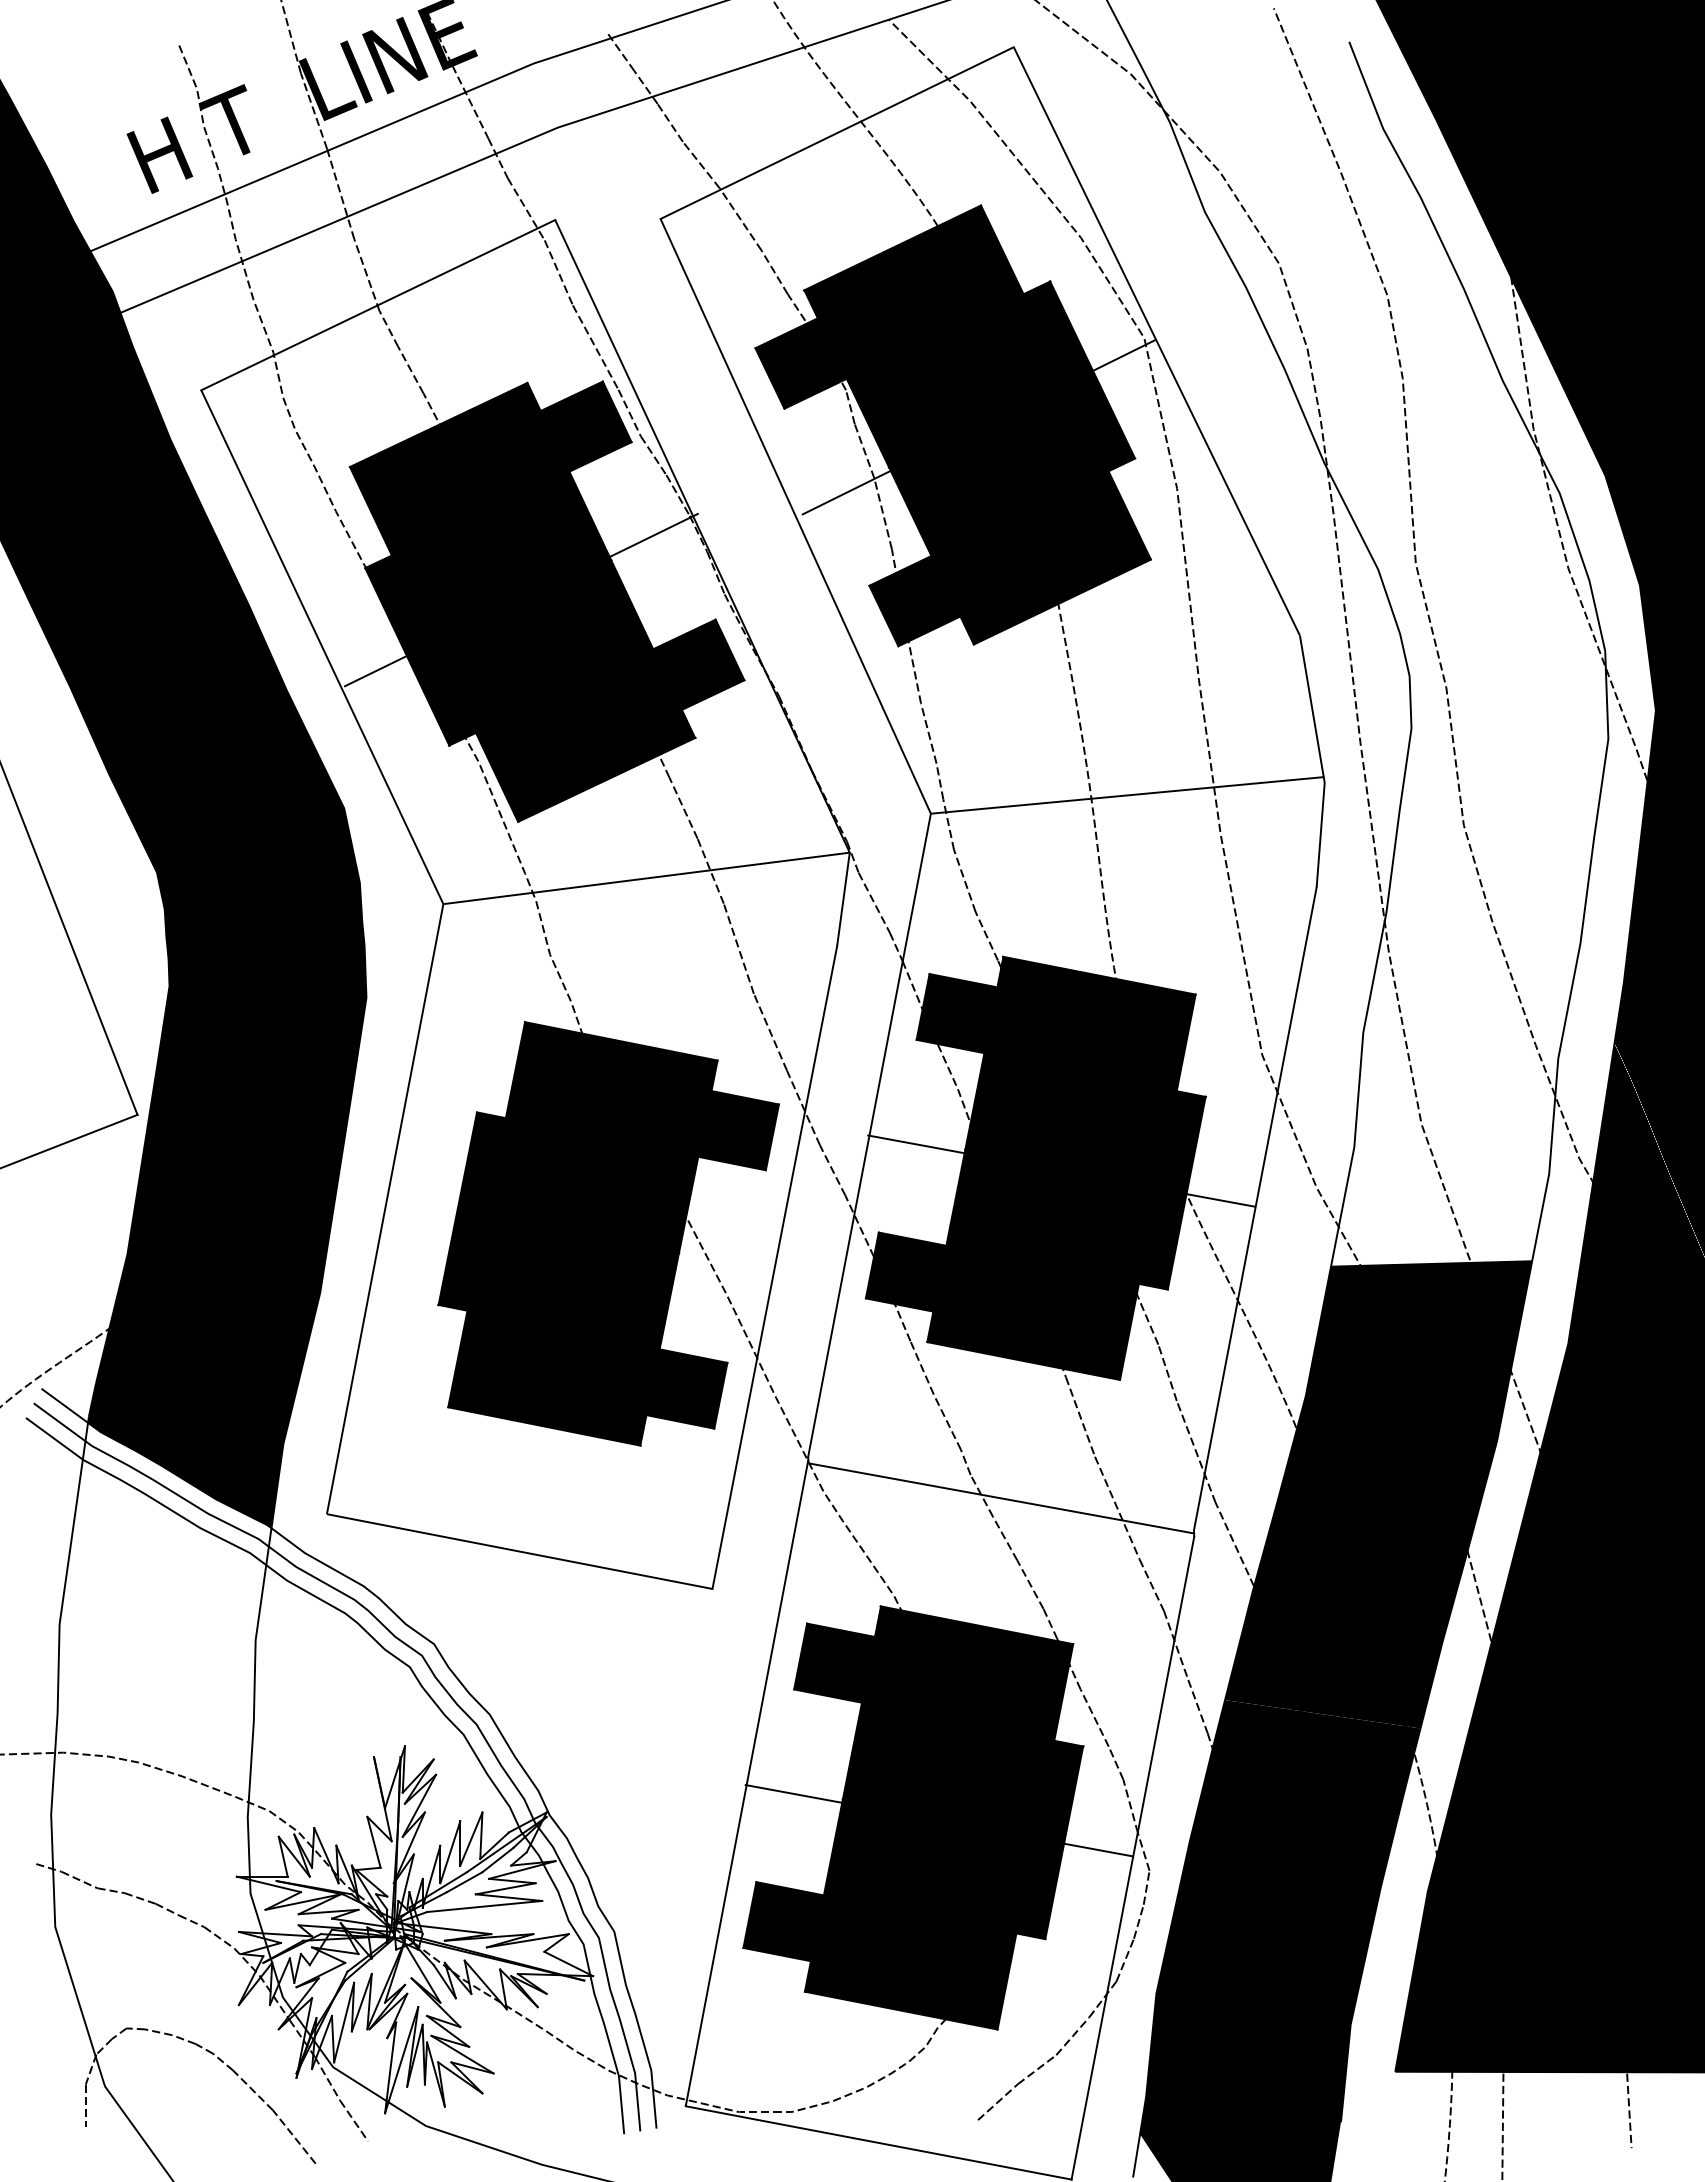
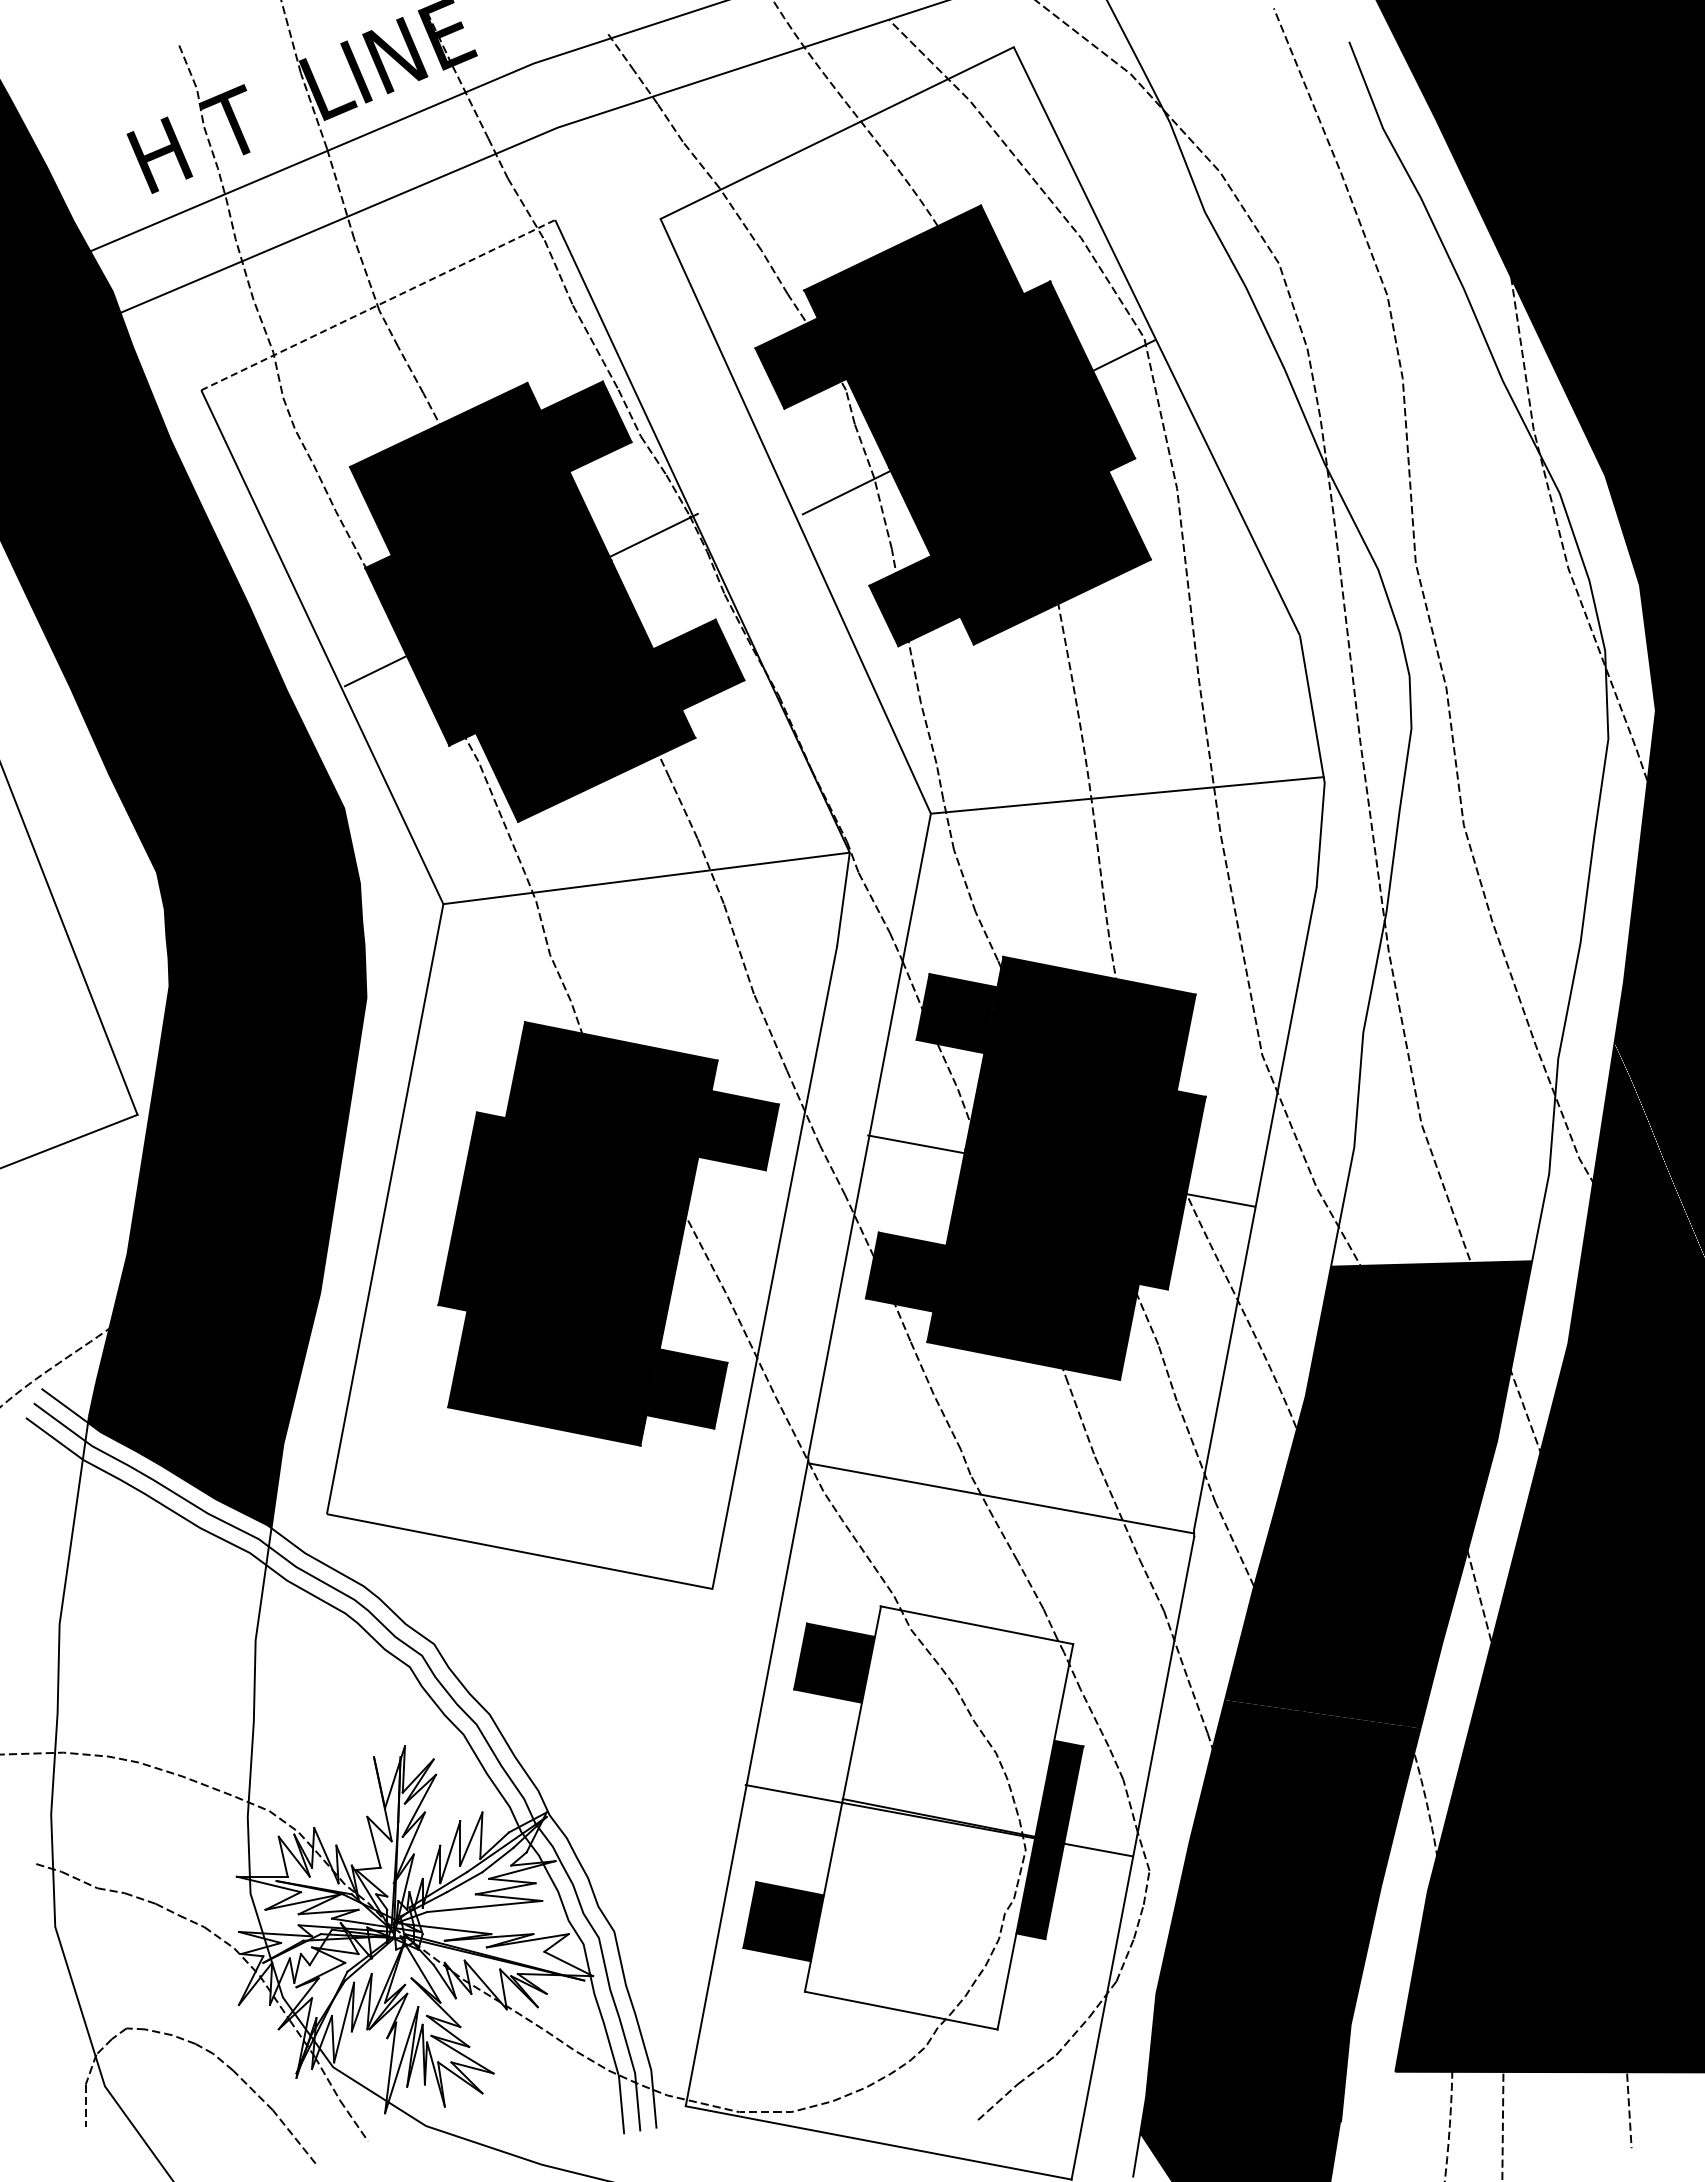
line: solid -> dashed (378, 304)
fill: present -> none (938, 1817)
